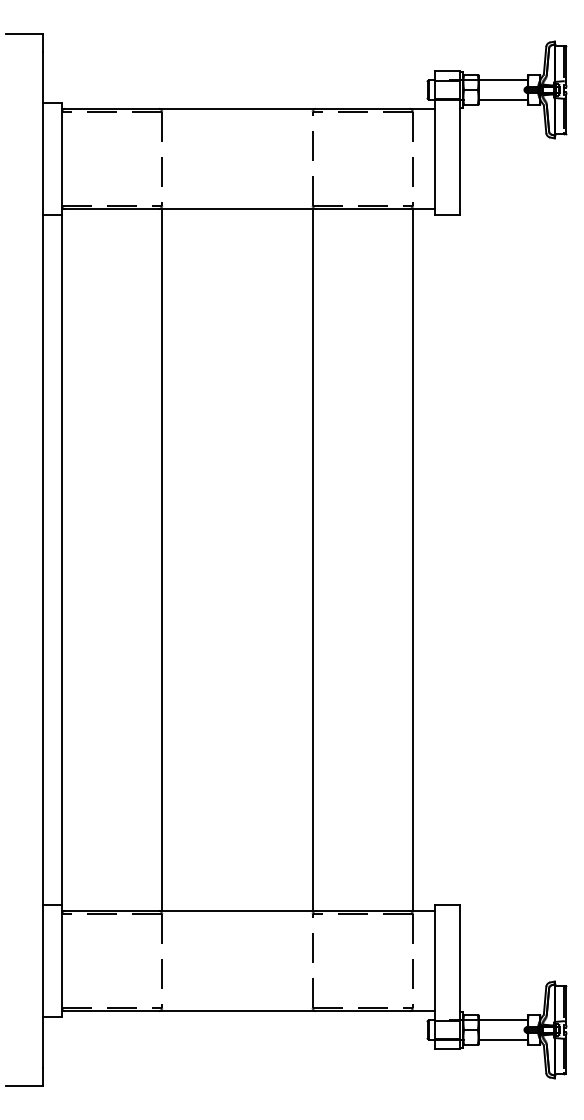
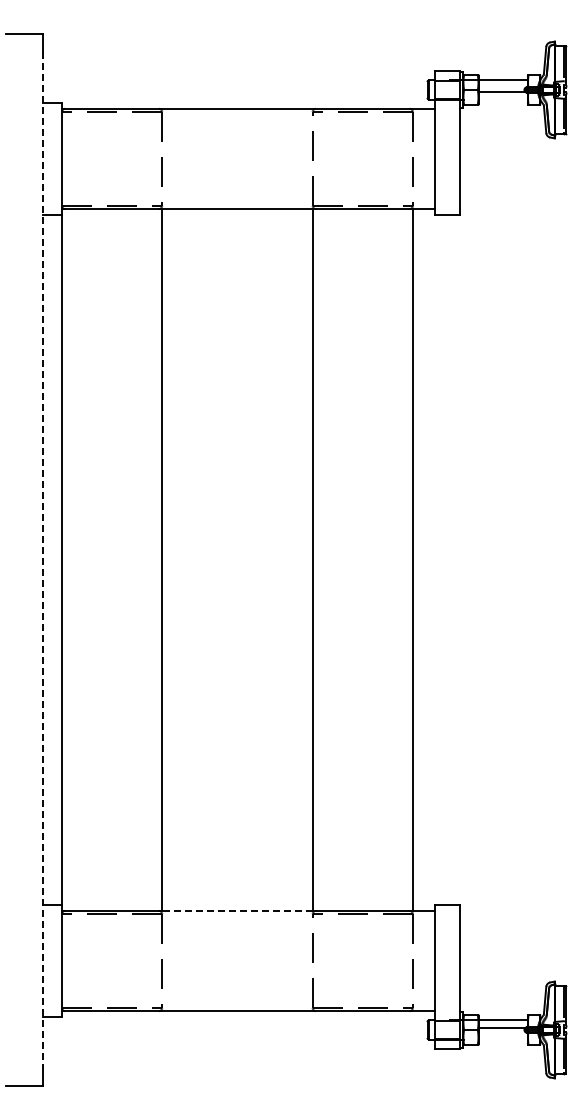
line position: (502, 99) -> (502, 91) (502, 91)
line: solid -> dashed (43, 559)
line: solid -> dashed (236, 910)
line position: (502, 1039) -> (502, 1027) (502, 1027)
